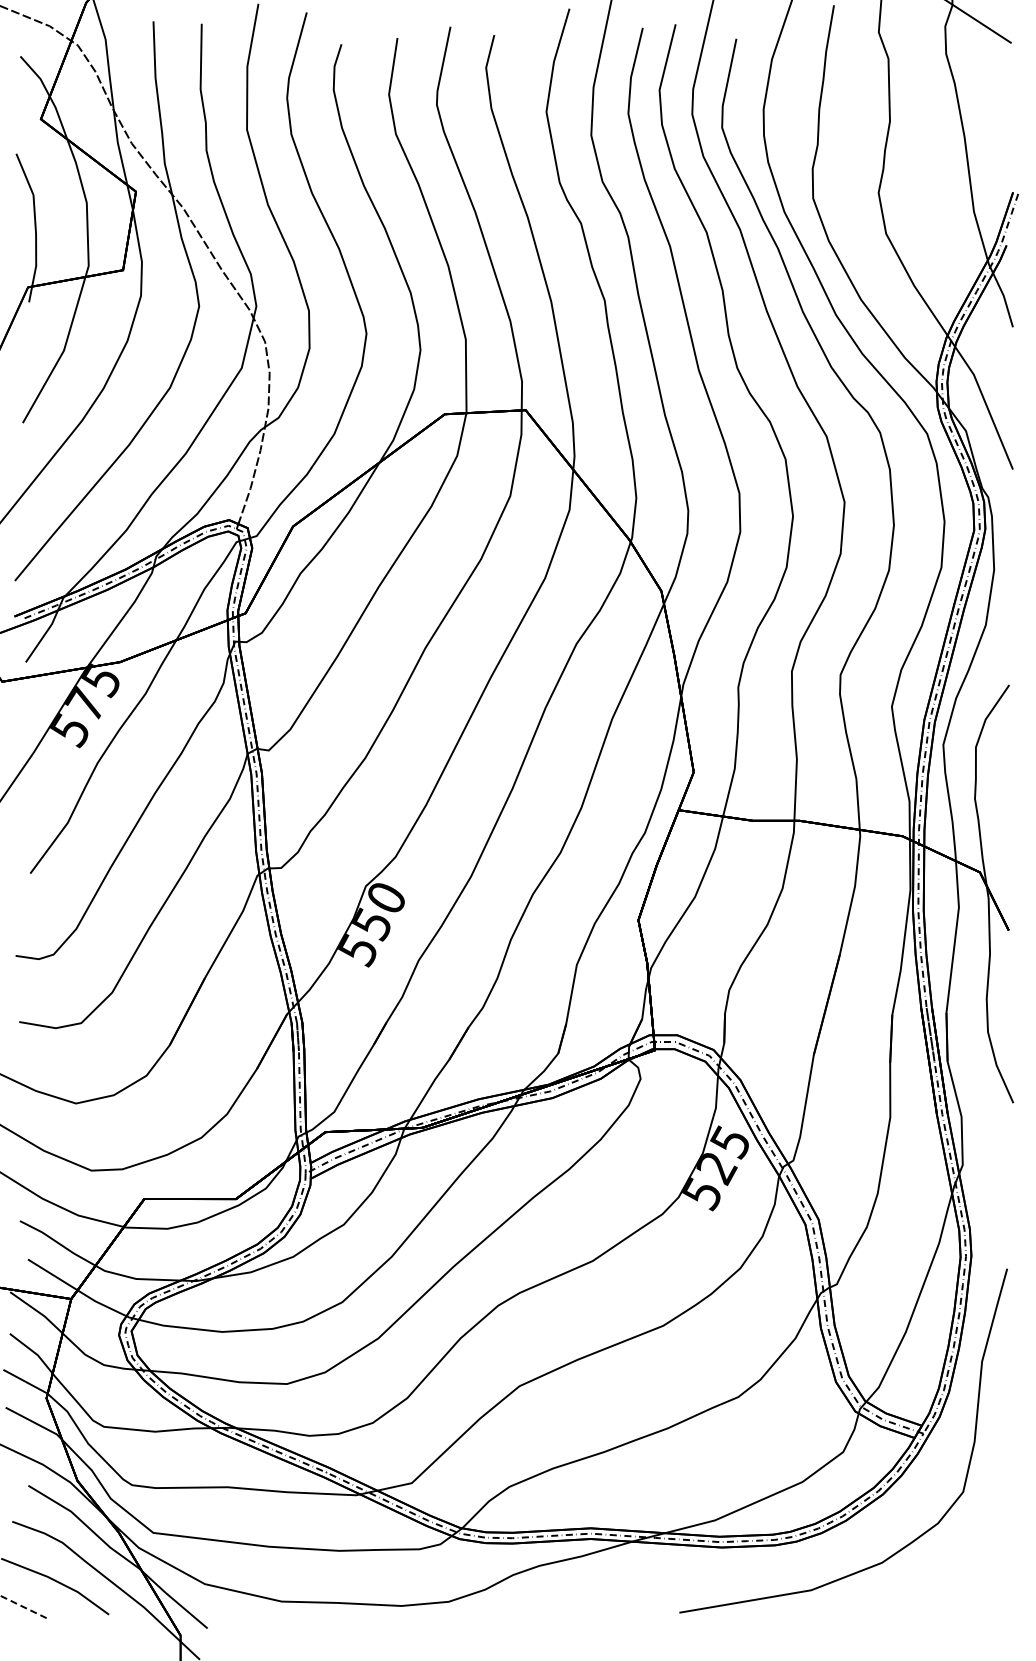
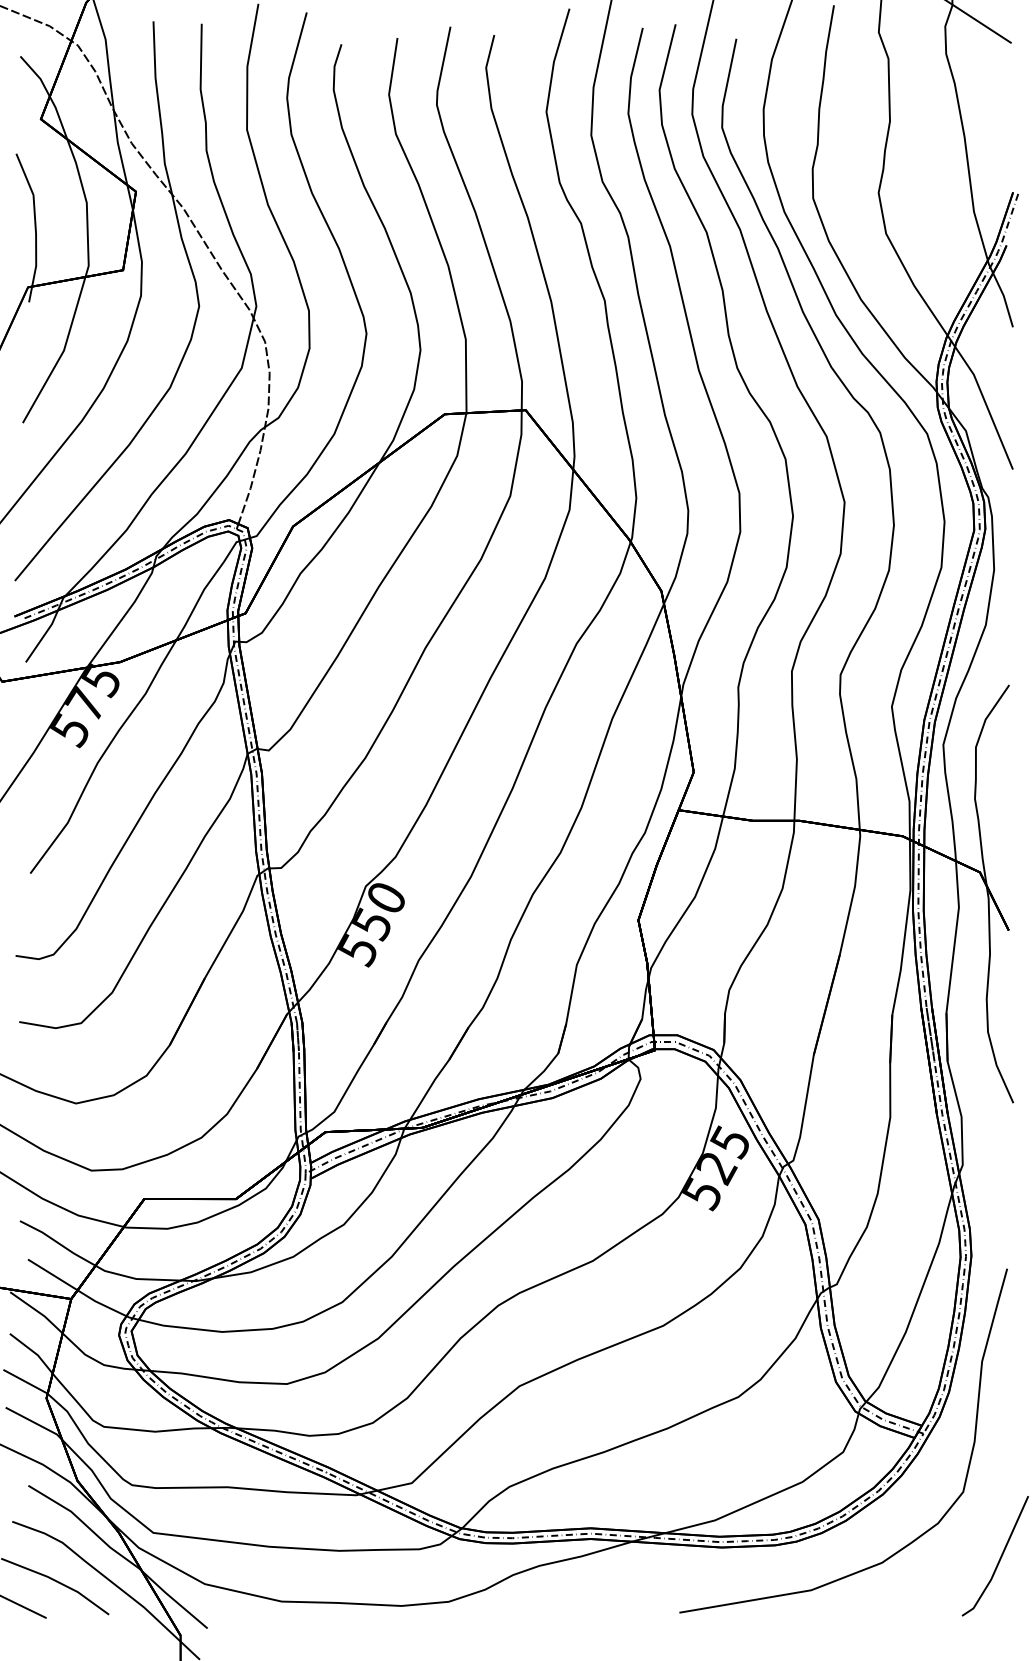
line: none -> present (999, 1558)
line: dashed -> solid (23, 1607)
